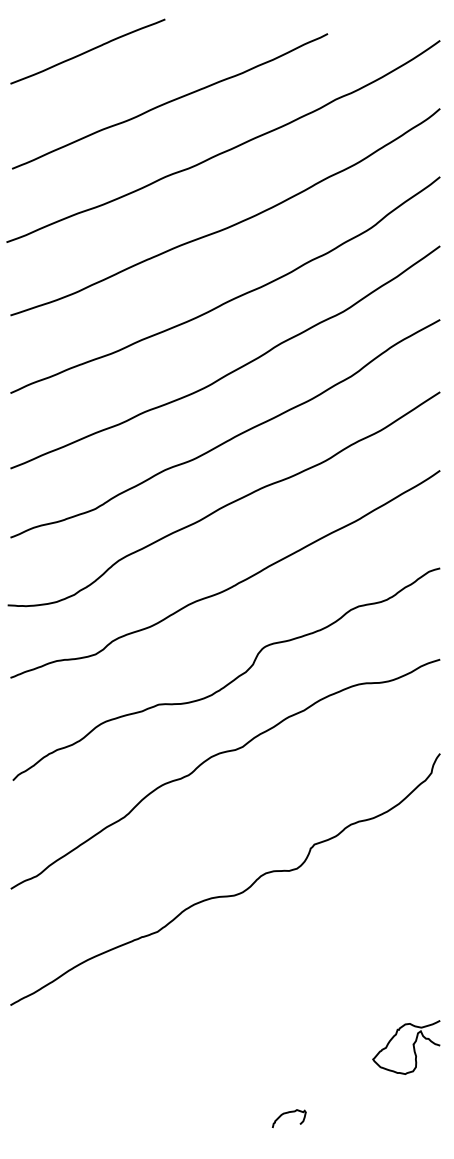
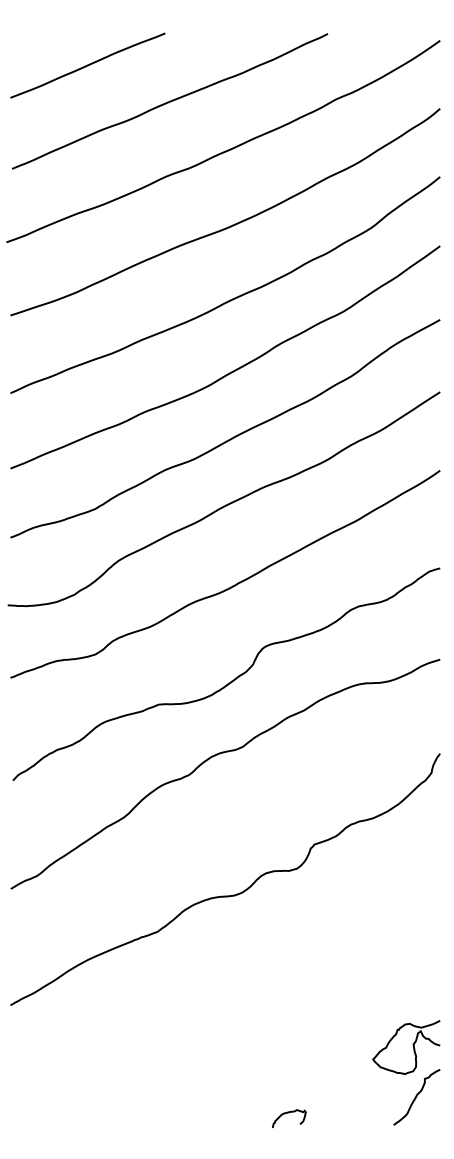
curve position: (87, 51) -> (87, 65) (87, 65)
curve: none -> present (416, 1097)
